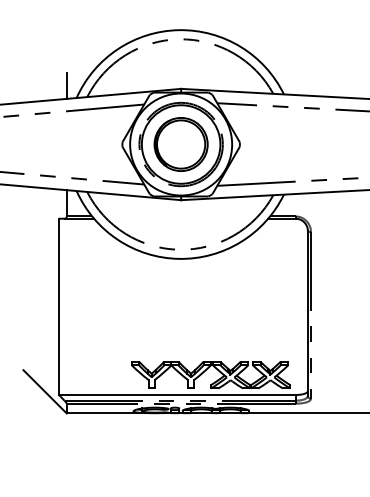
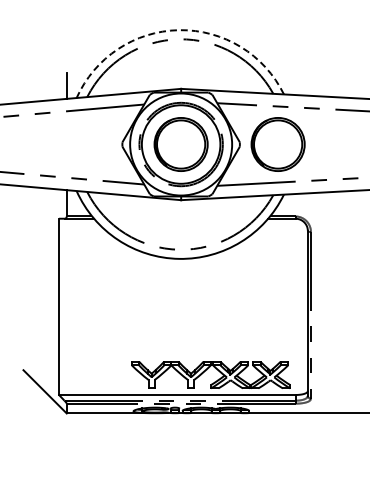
arc: solid -> dashed (179, 30)
part: none -> present (277, 144)
